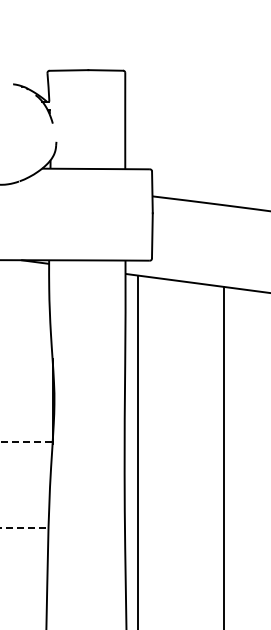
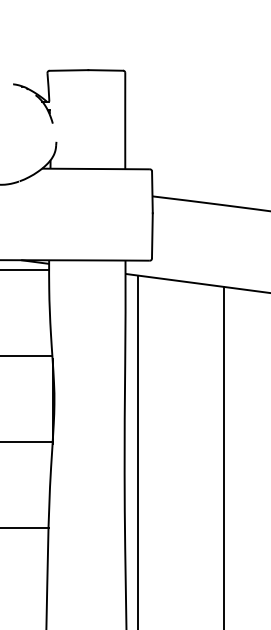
line: none -> present (25, 270)
line: none -> present (27, 356)
line: dashed -> solid (26, 442)
line: dashed -> solid (24, 528)
